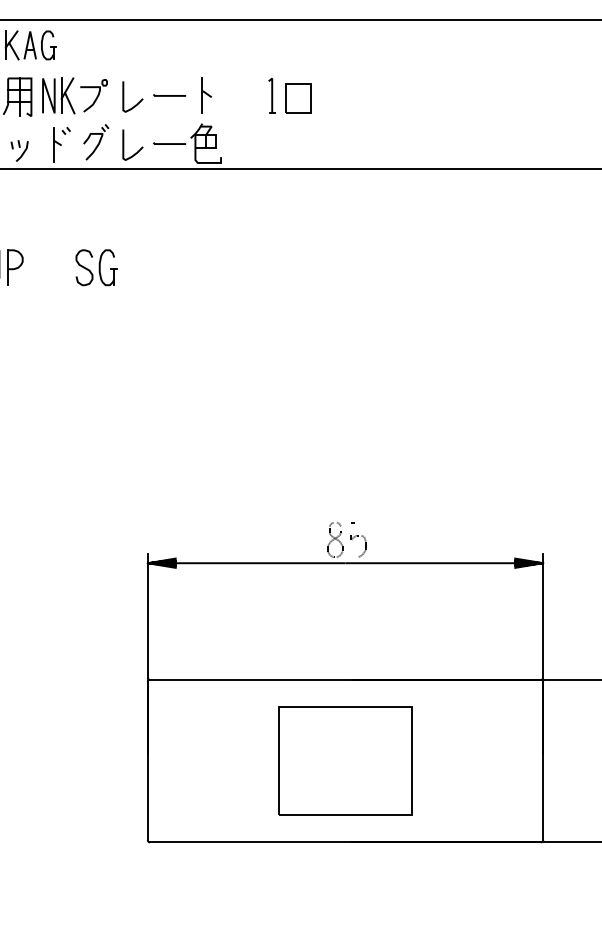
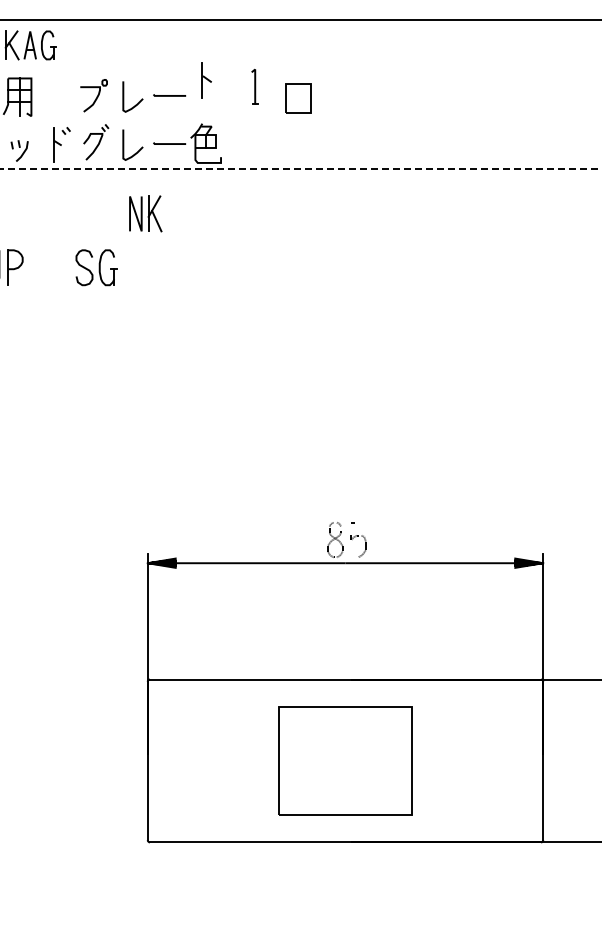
part position: (58, 95) -> (145, 213) (145, 213)
part position: (206, 95) -> (206, 80) (206, 80)
part position: (271, 95) -> (254, 86) (254, 86)
line: solid -> dashed (301, 168)
